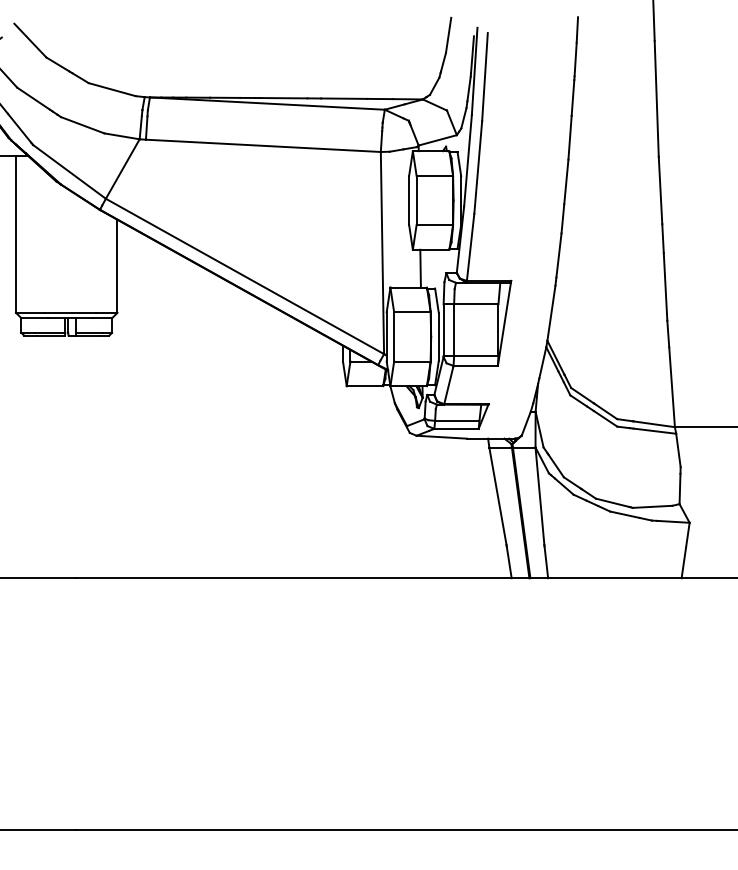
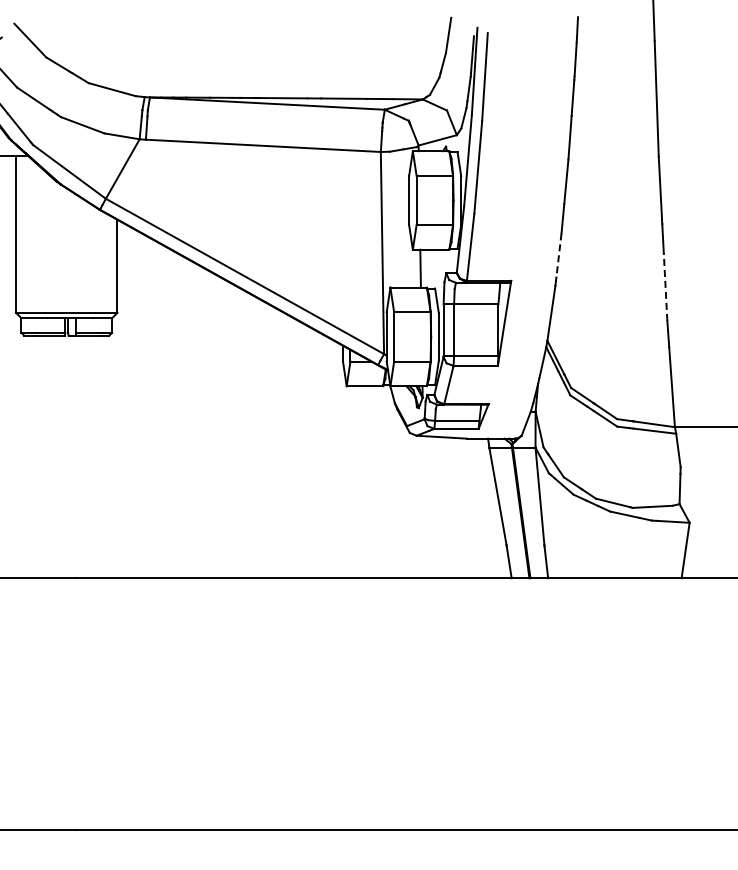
line: solid -> dashed (558, 256)
line: solid -> dashed (665, 286)
